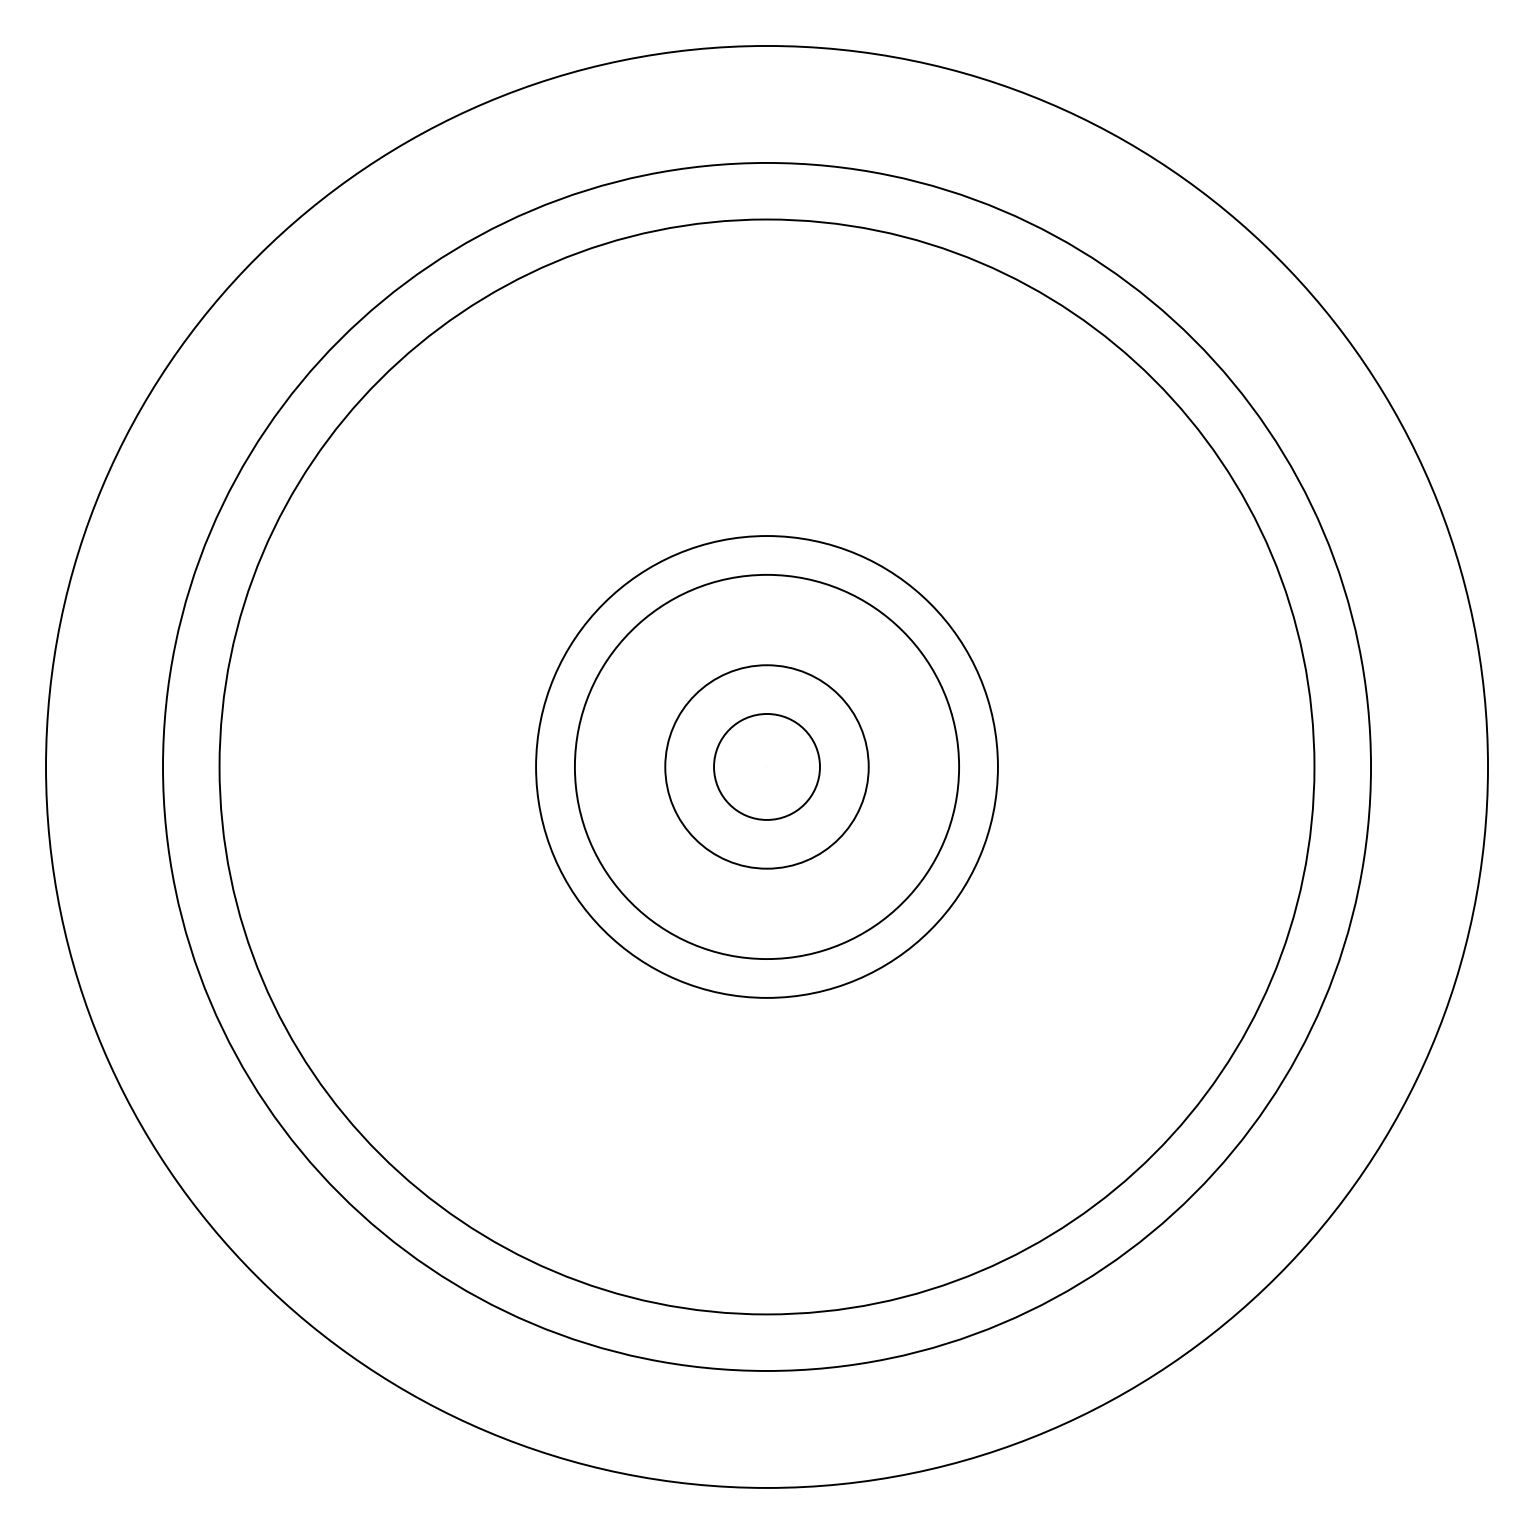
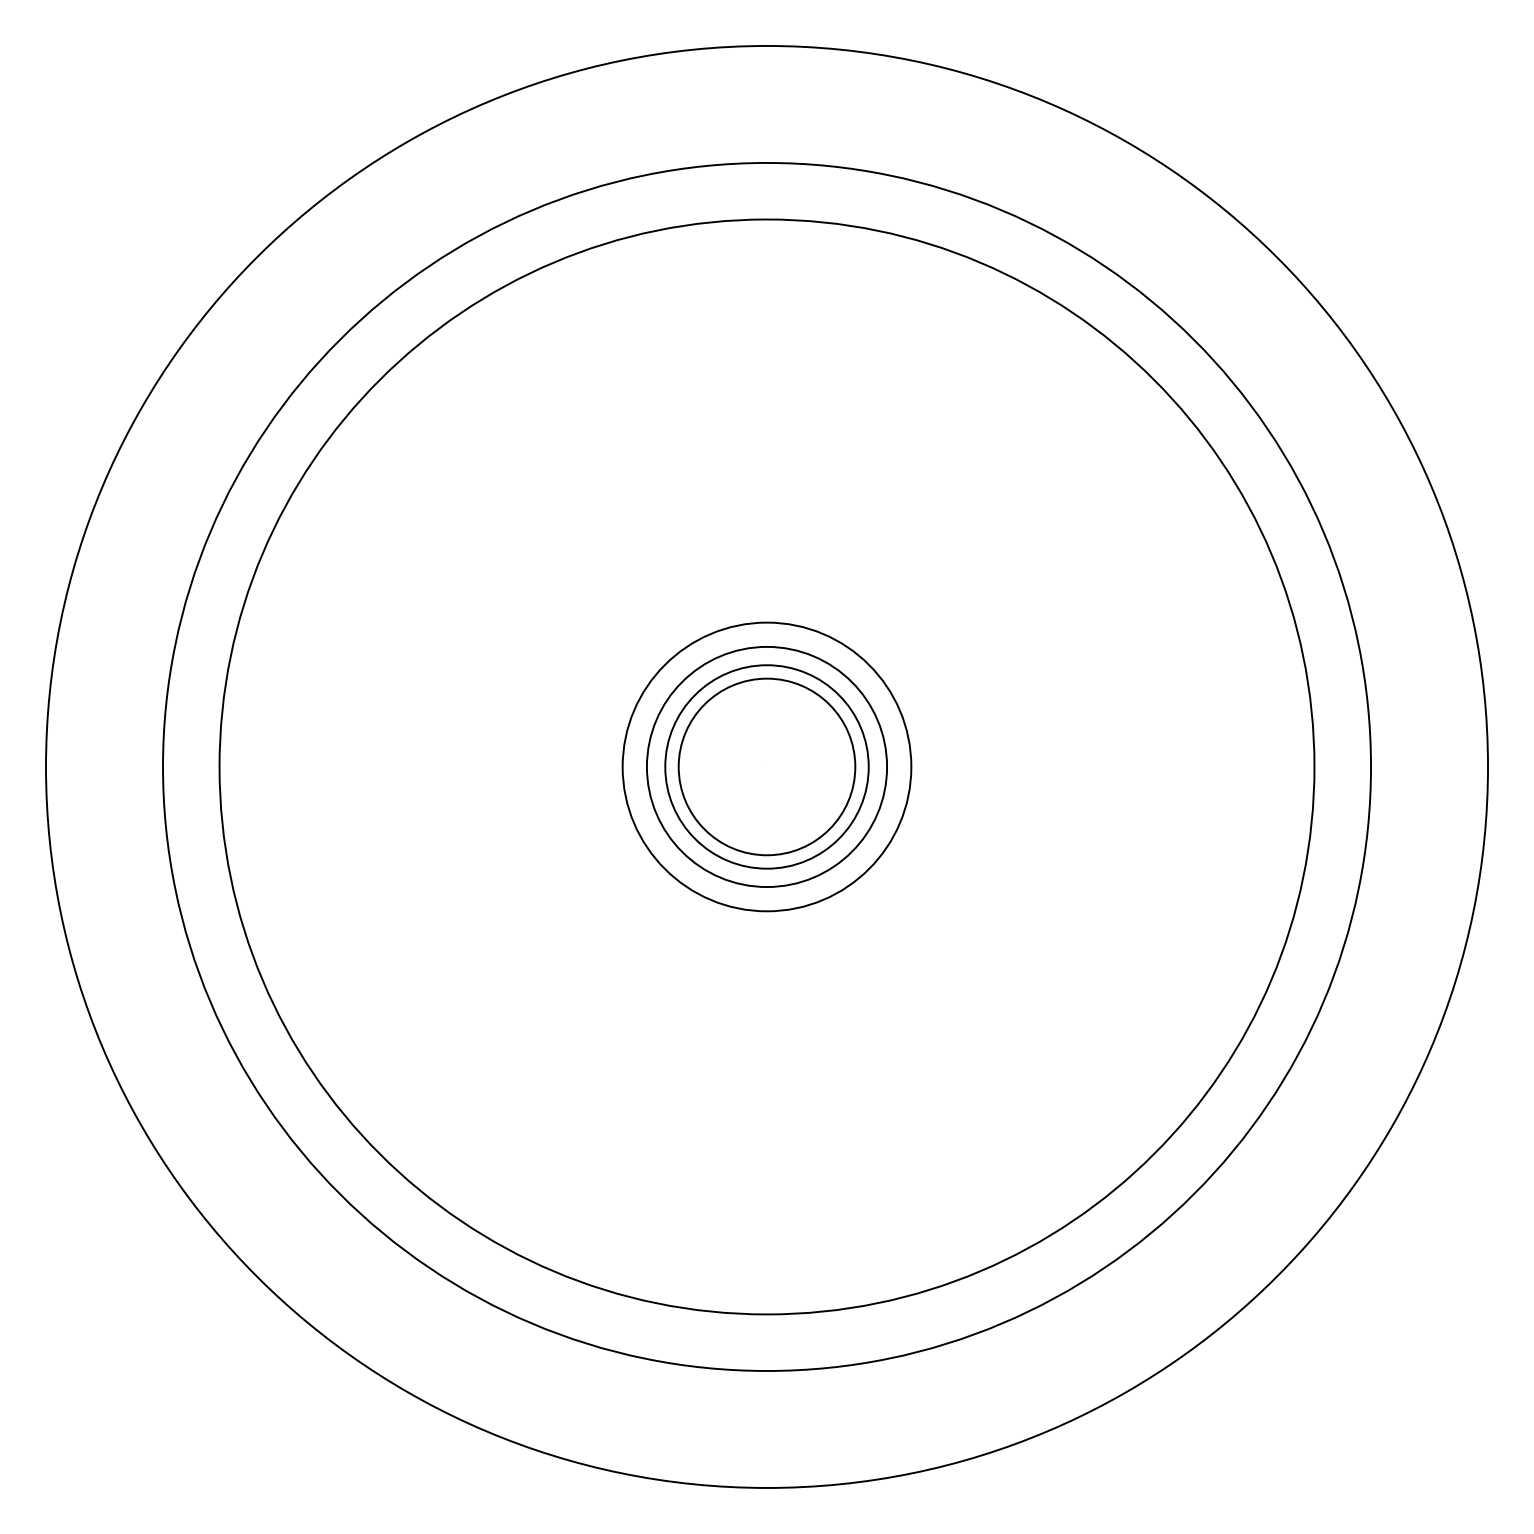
circle diameter: 106 px -> 177 px (766, 766)
circle diameter: 384 px -> 240 px (766, 766)
circle diameter: 462 px -> 289 px (766, 766)
